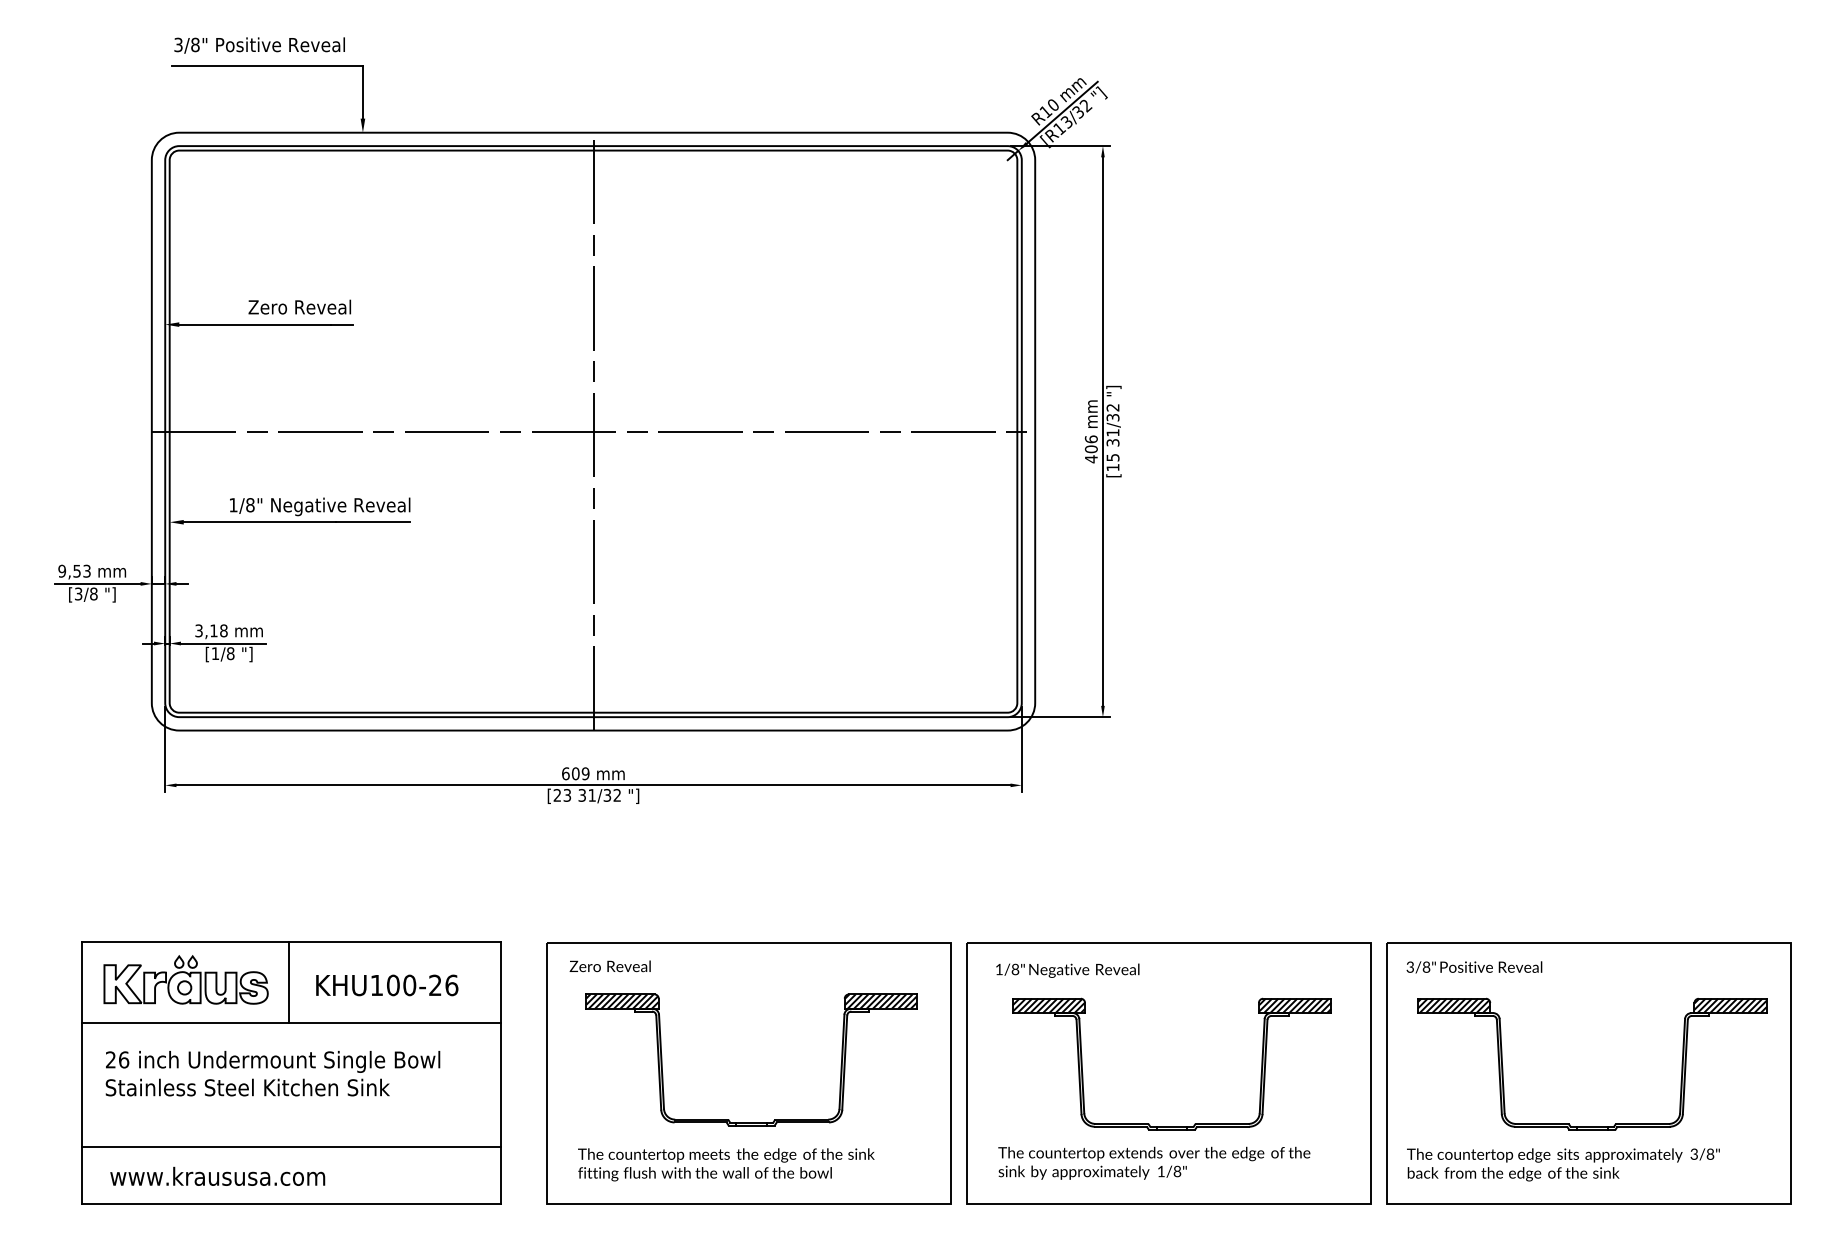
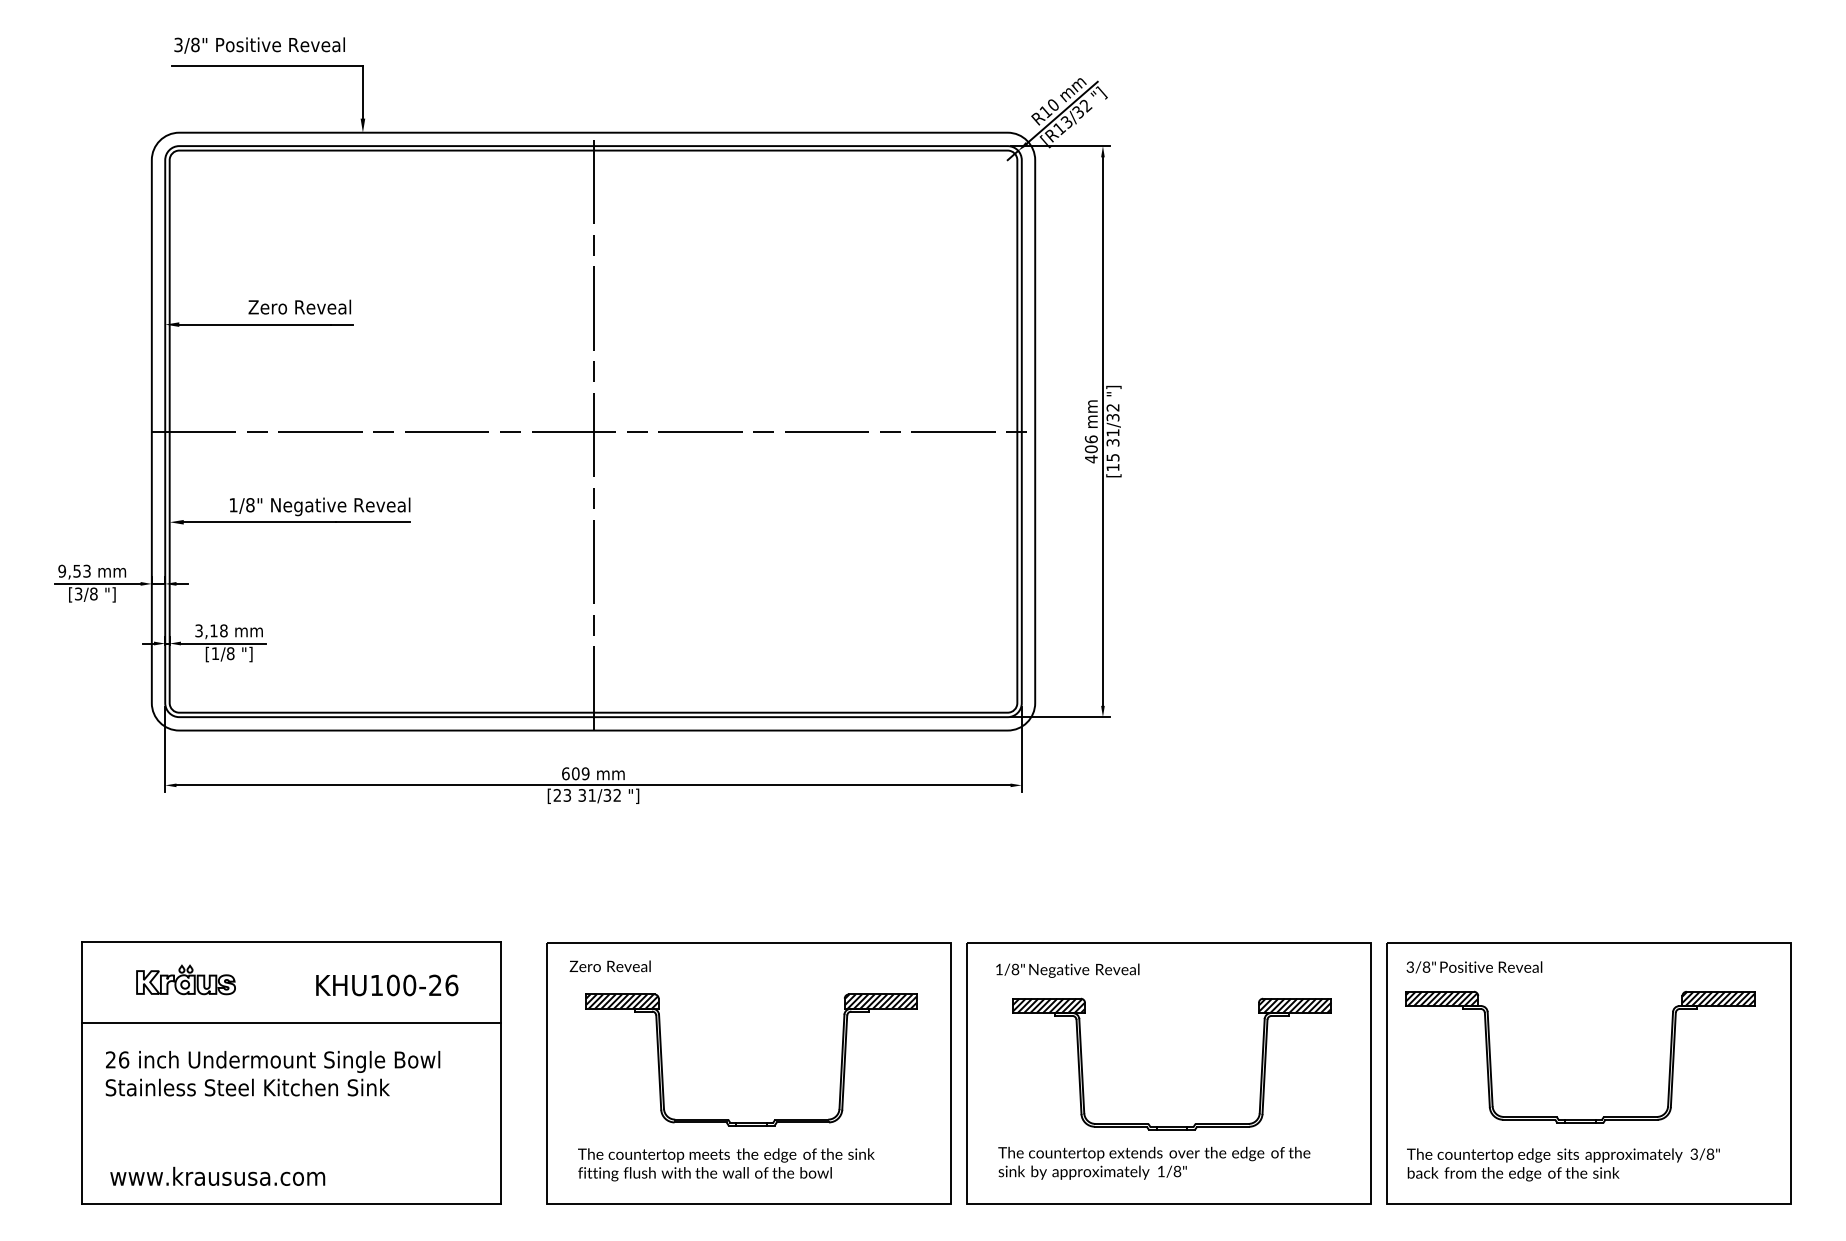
part size: 166x50 px -> 100x32 px (185, 979)
line: present -> none (288, 982)
part position: (1592, 1126) -> (1580, 1119) (1580, 1119)
line: present -> none (290, 1146)
